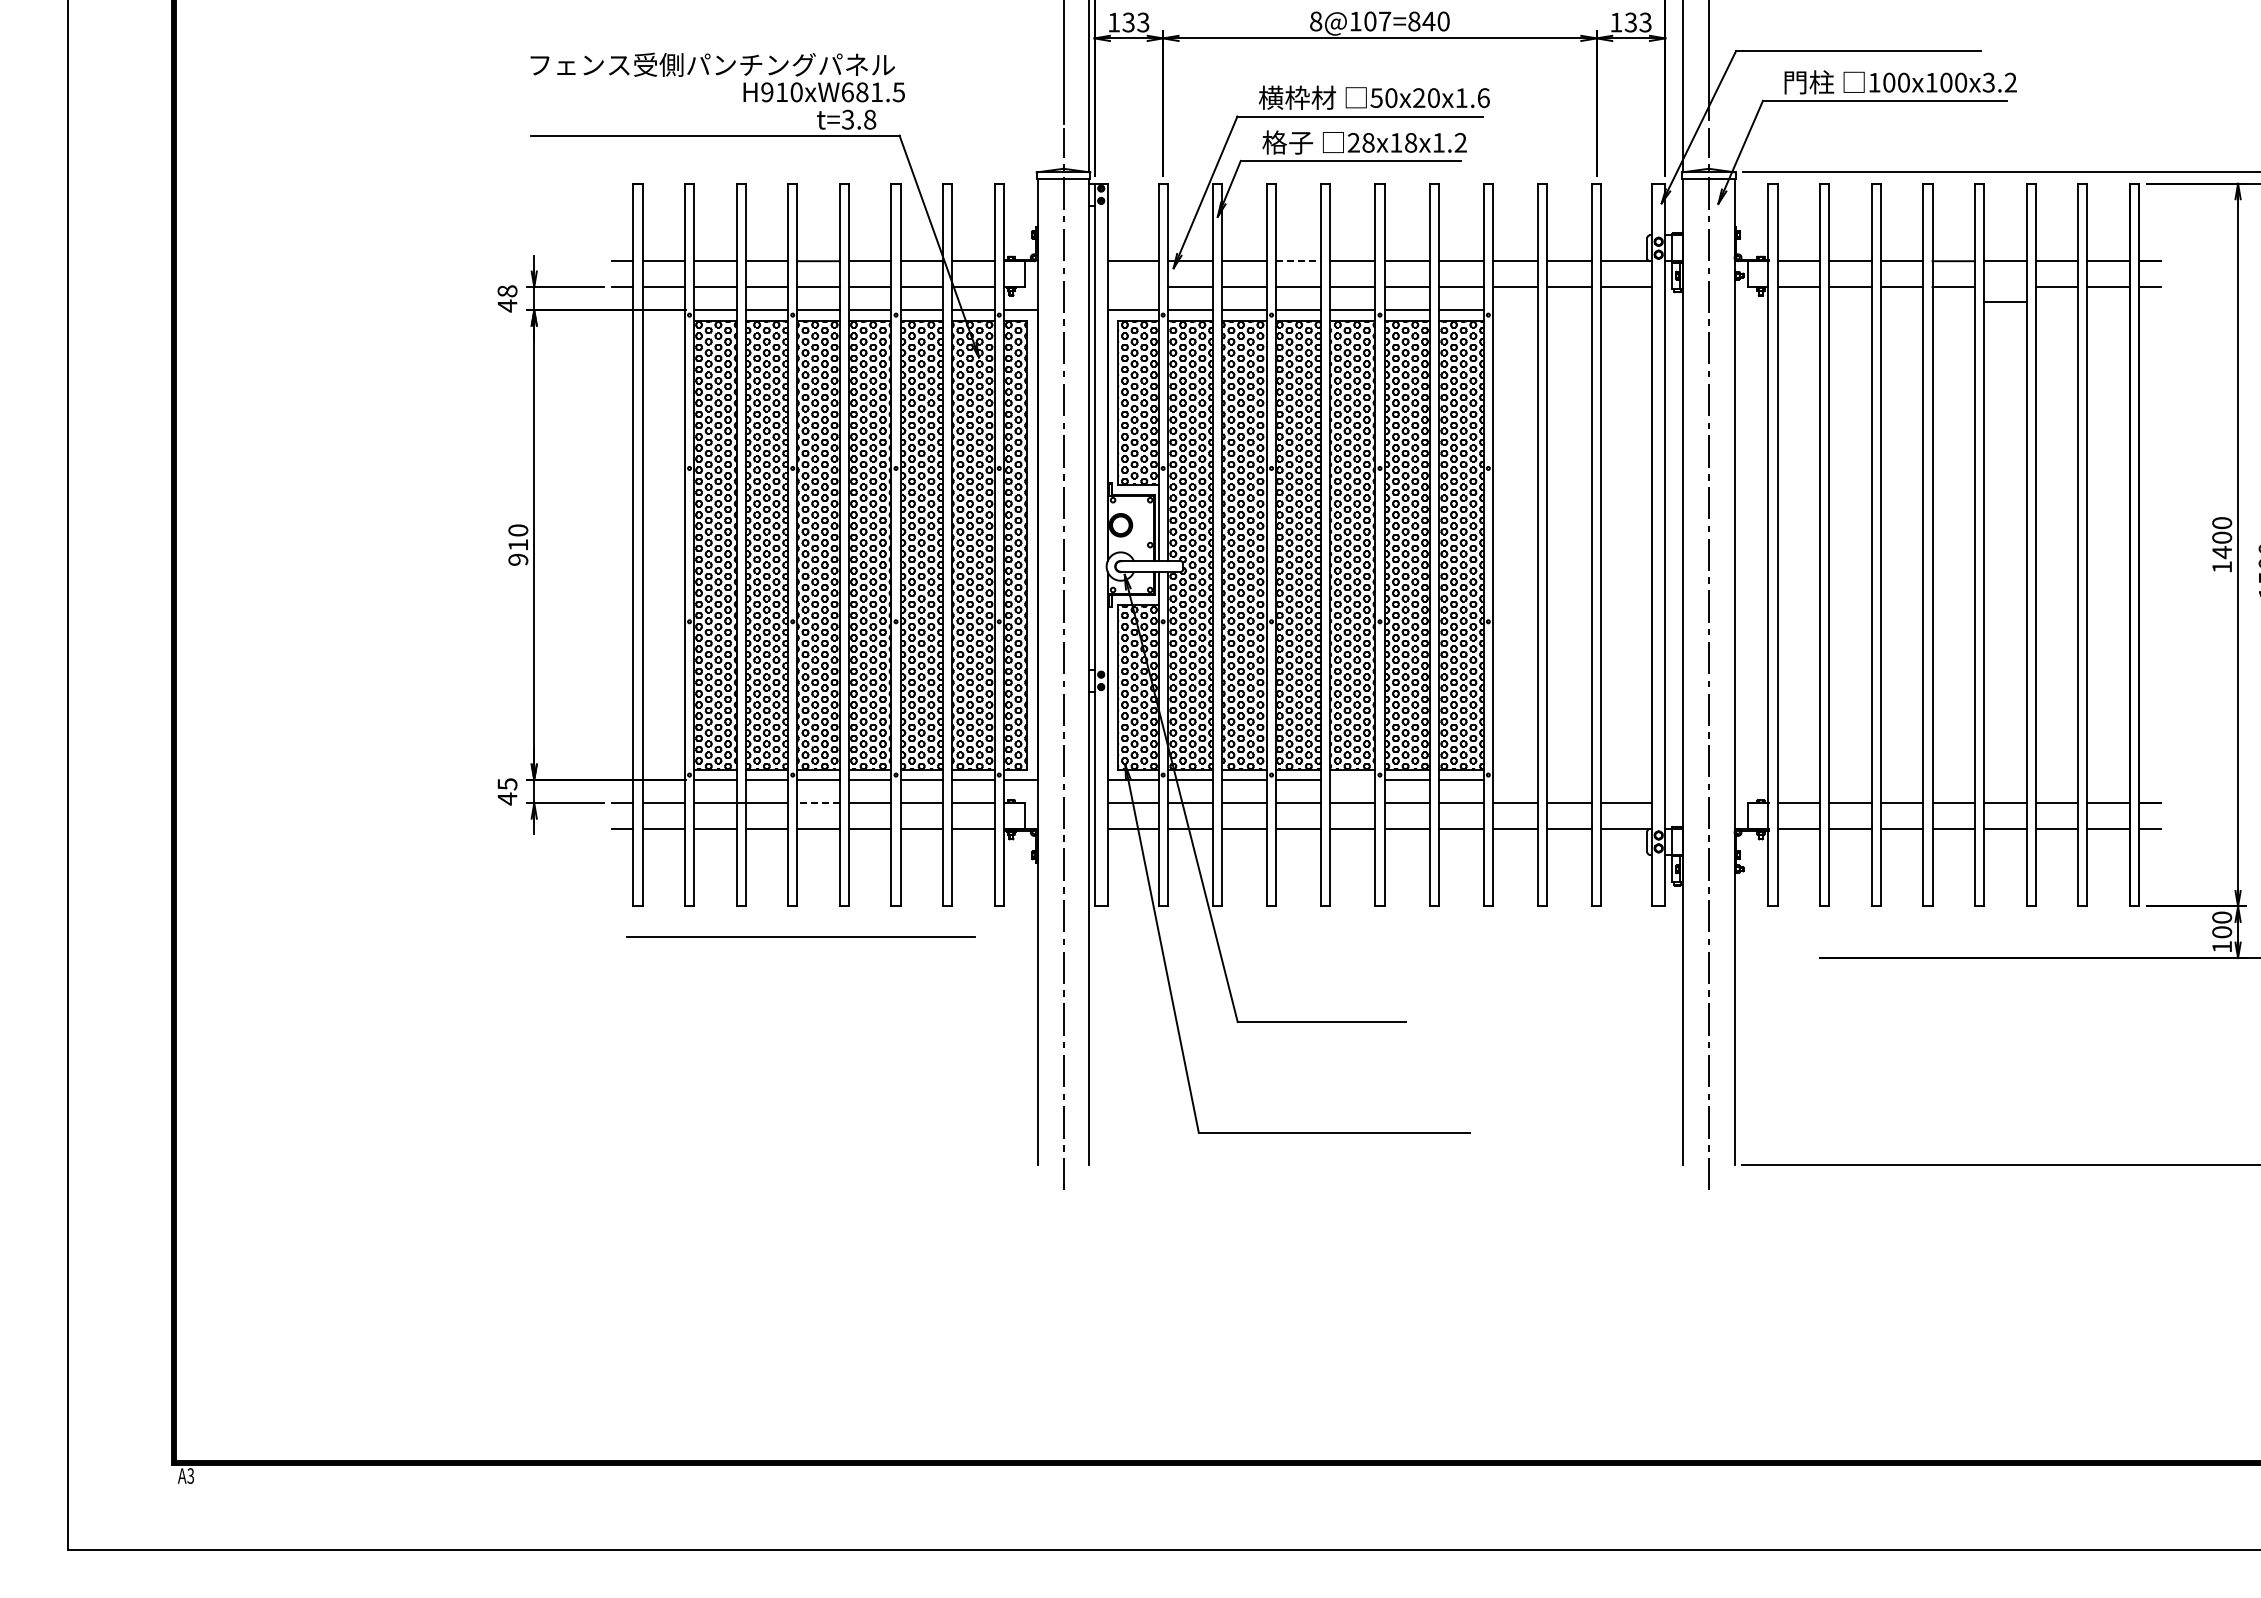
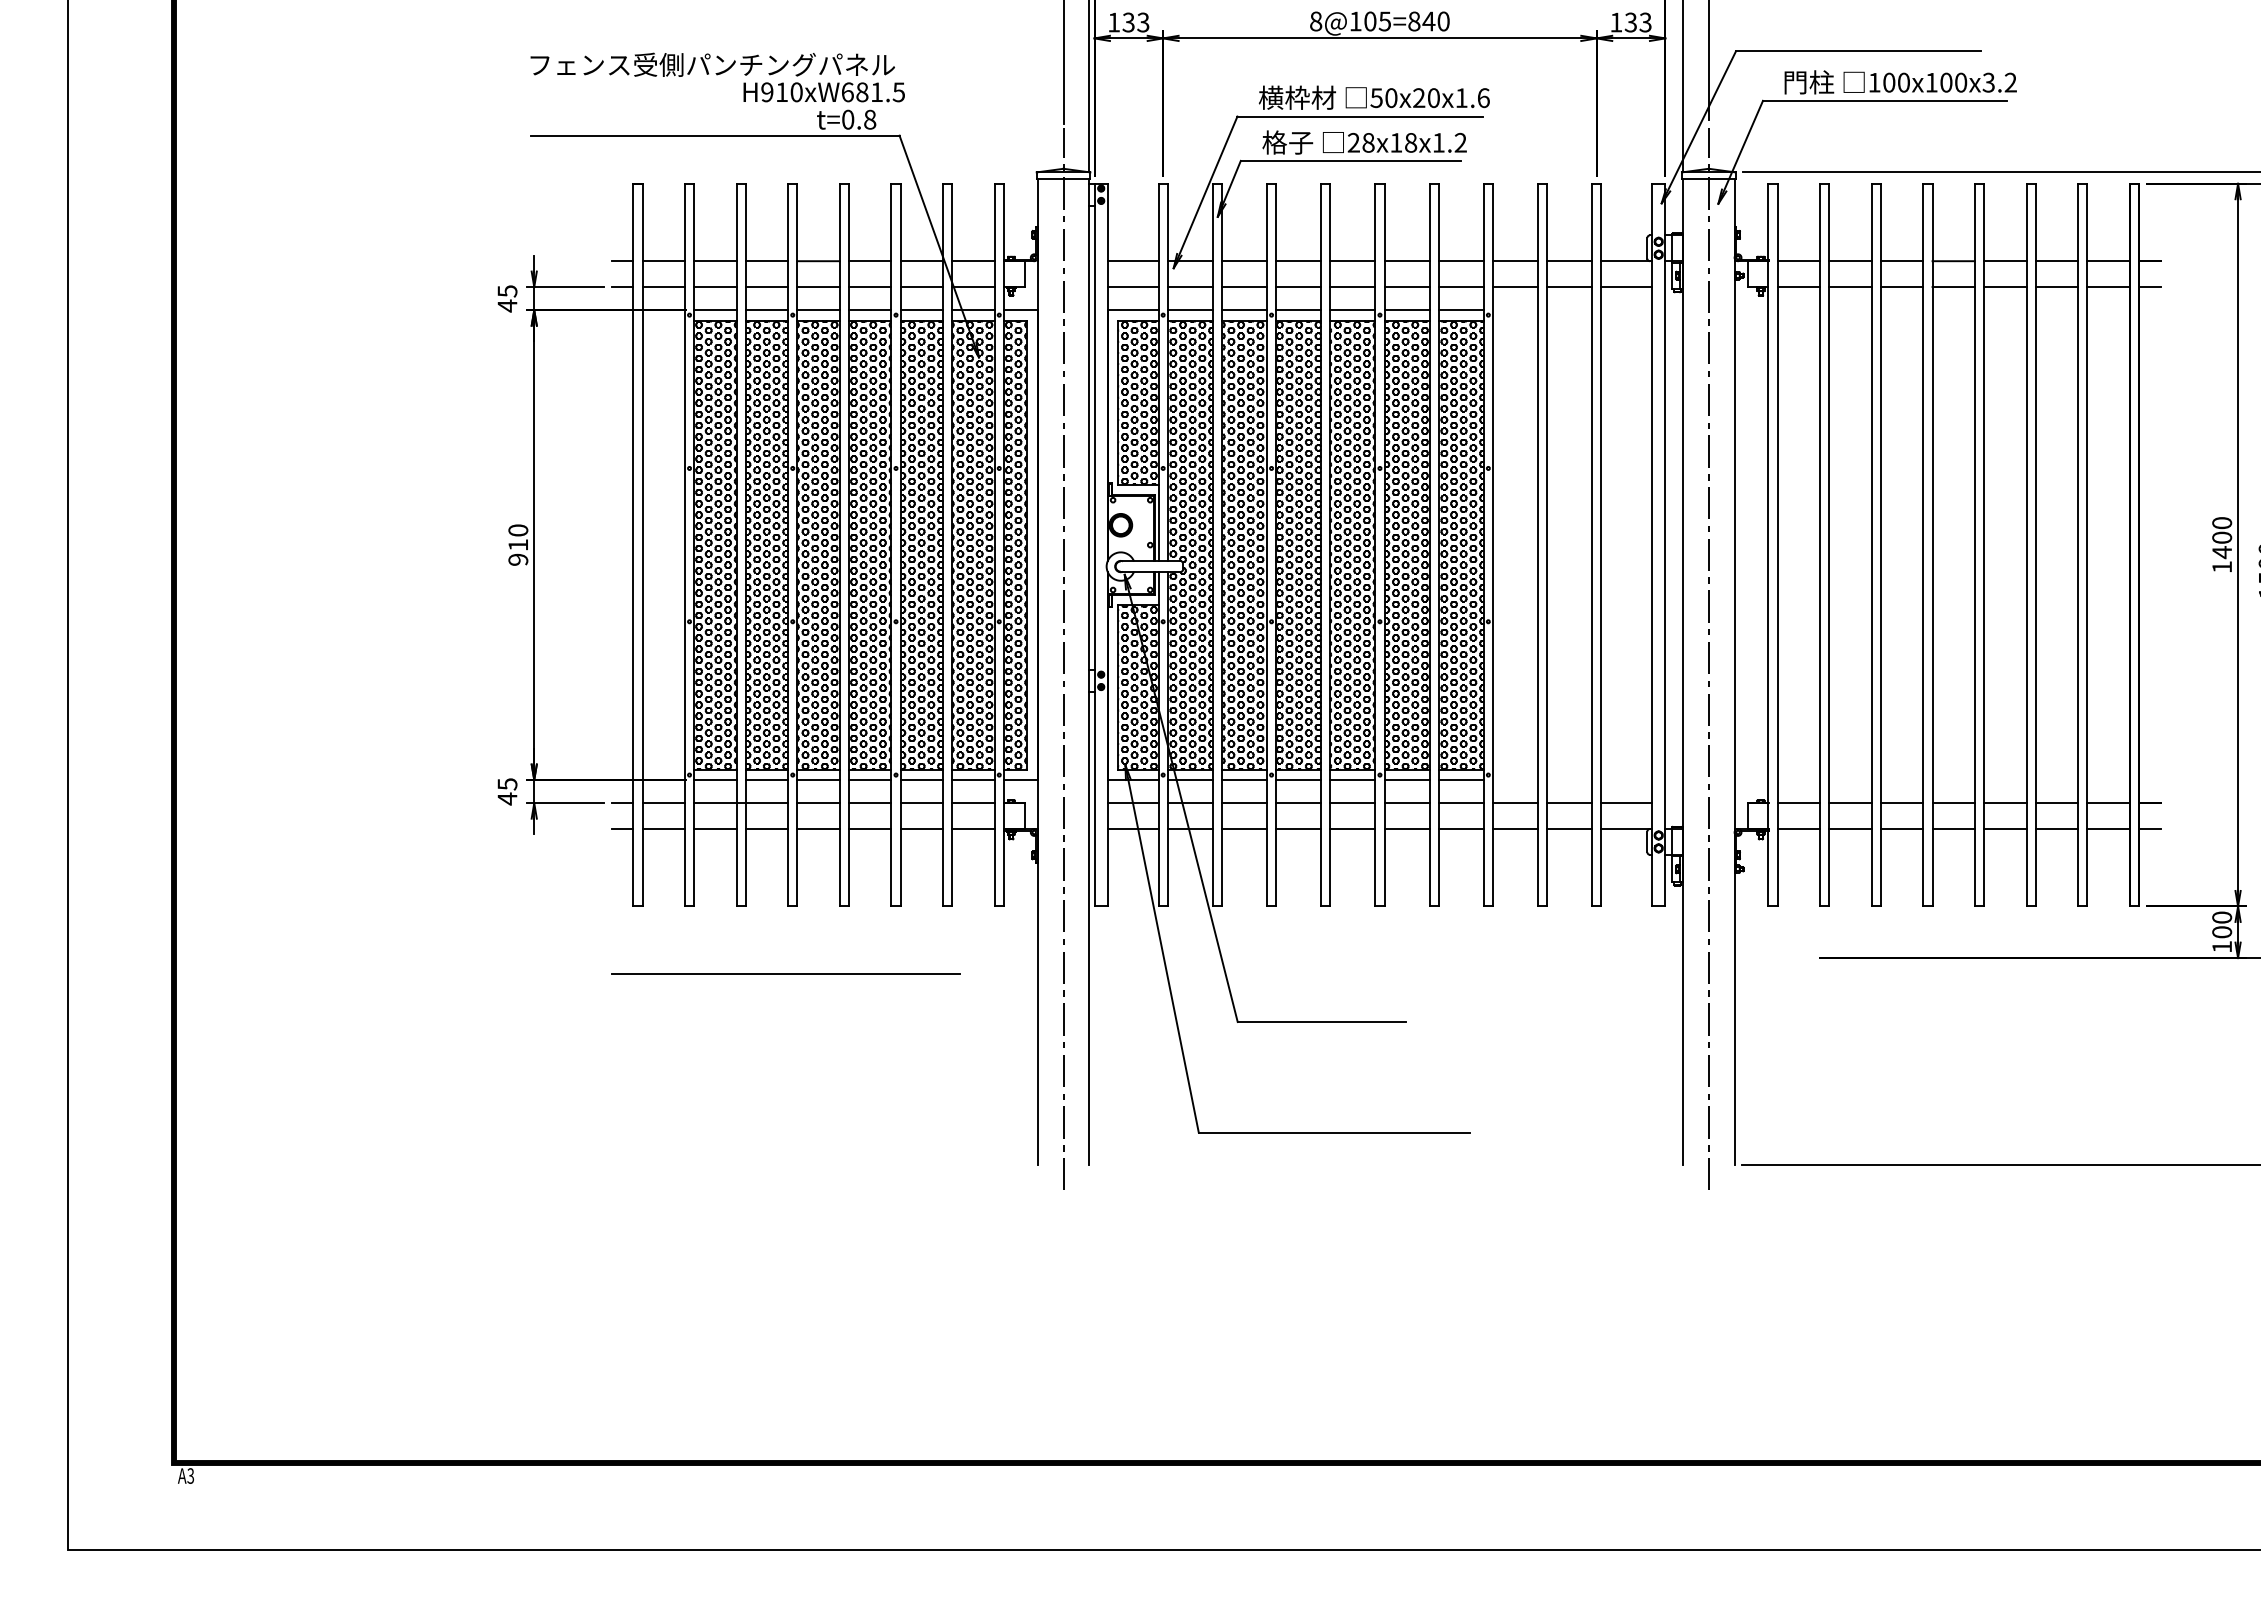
text: 8@107=840 -> 8@105=840 (1384, 21)
text: t=3.8 -> t=0.8 (848, 119)
line: dashed -> solid (1299, 261)
line: none -> present (1132, 287)
text: 48 -> 45 (507, 291)
line position: (2005, 302) -> (2005, 287) (2005, 287)
line: none -> present (1352, 779)
line: dashed -> solid (818, 803)
line position: (800, 936) -> (785, 973) (785, 973)
